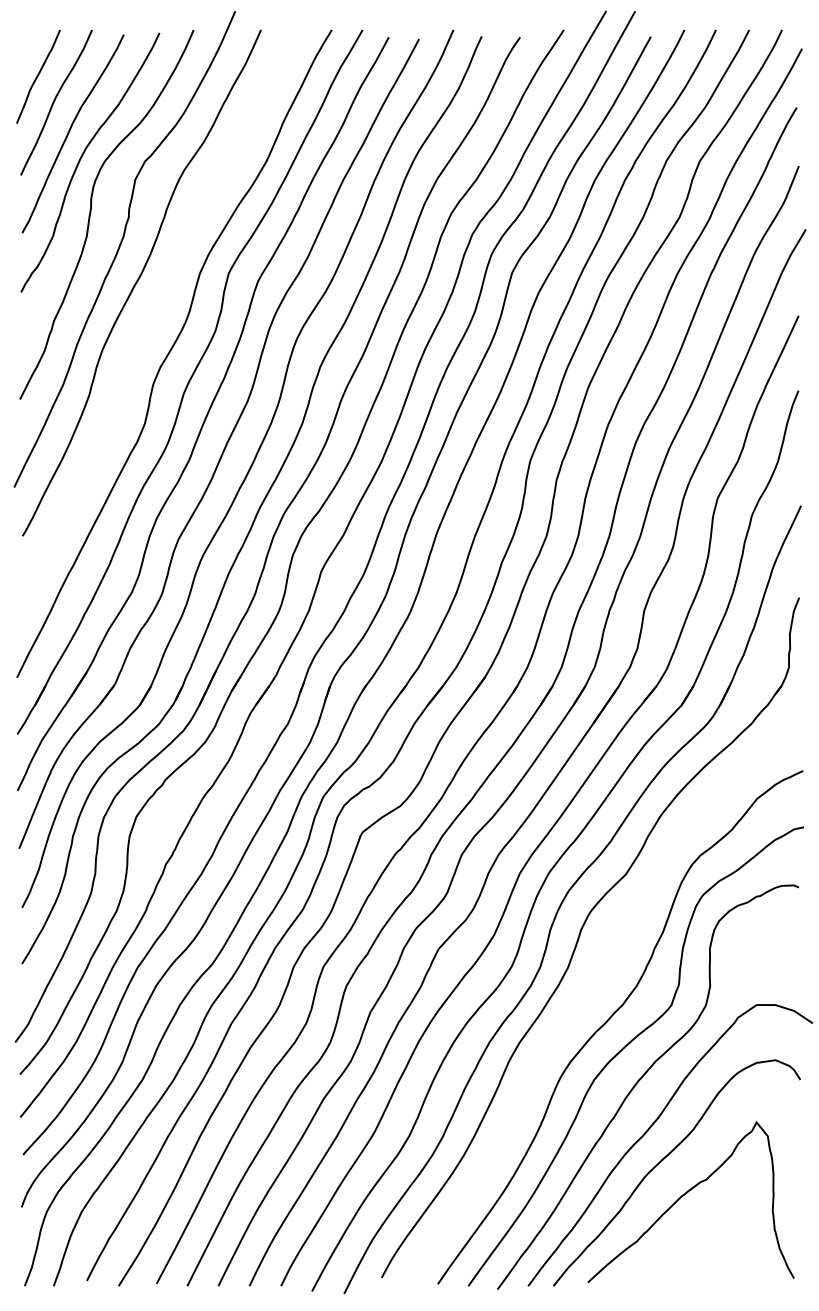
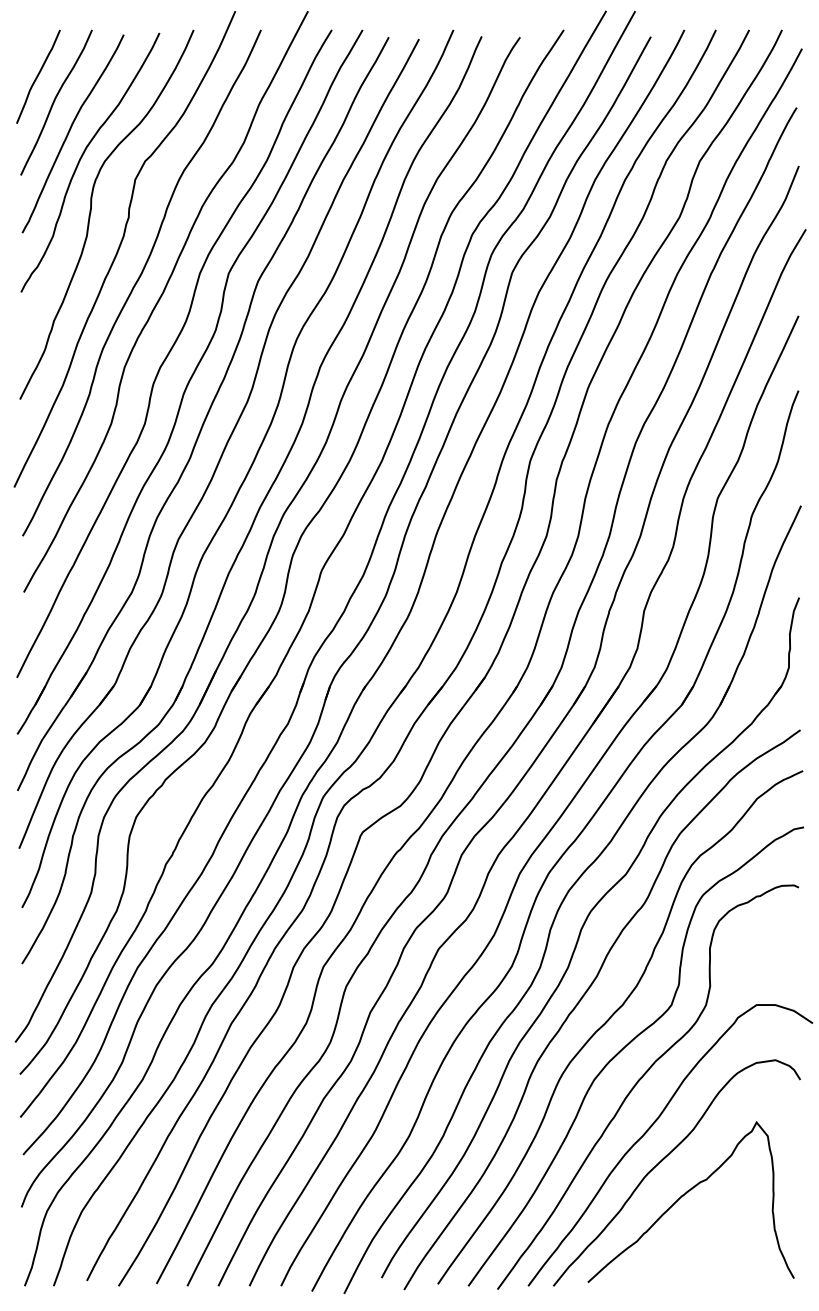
curve: none -> present (160, 299)
curve: none -> present (584, 996)
